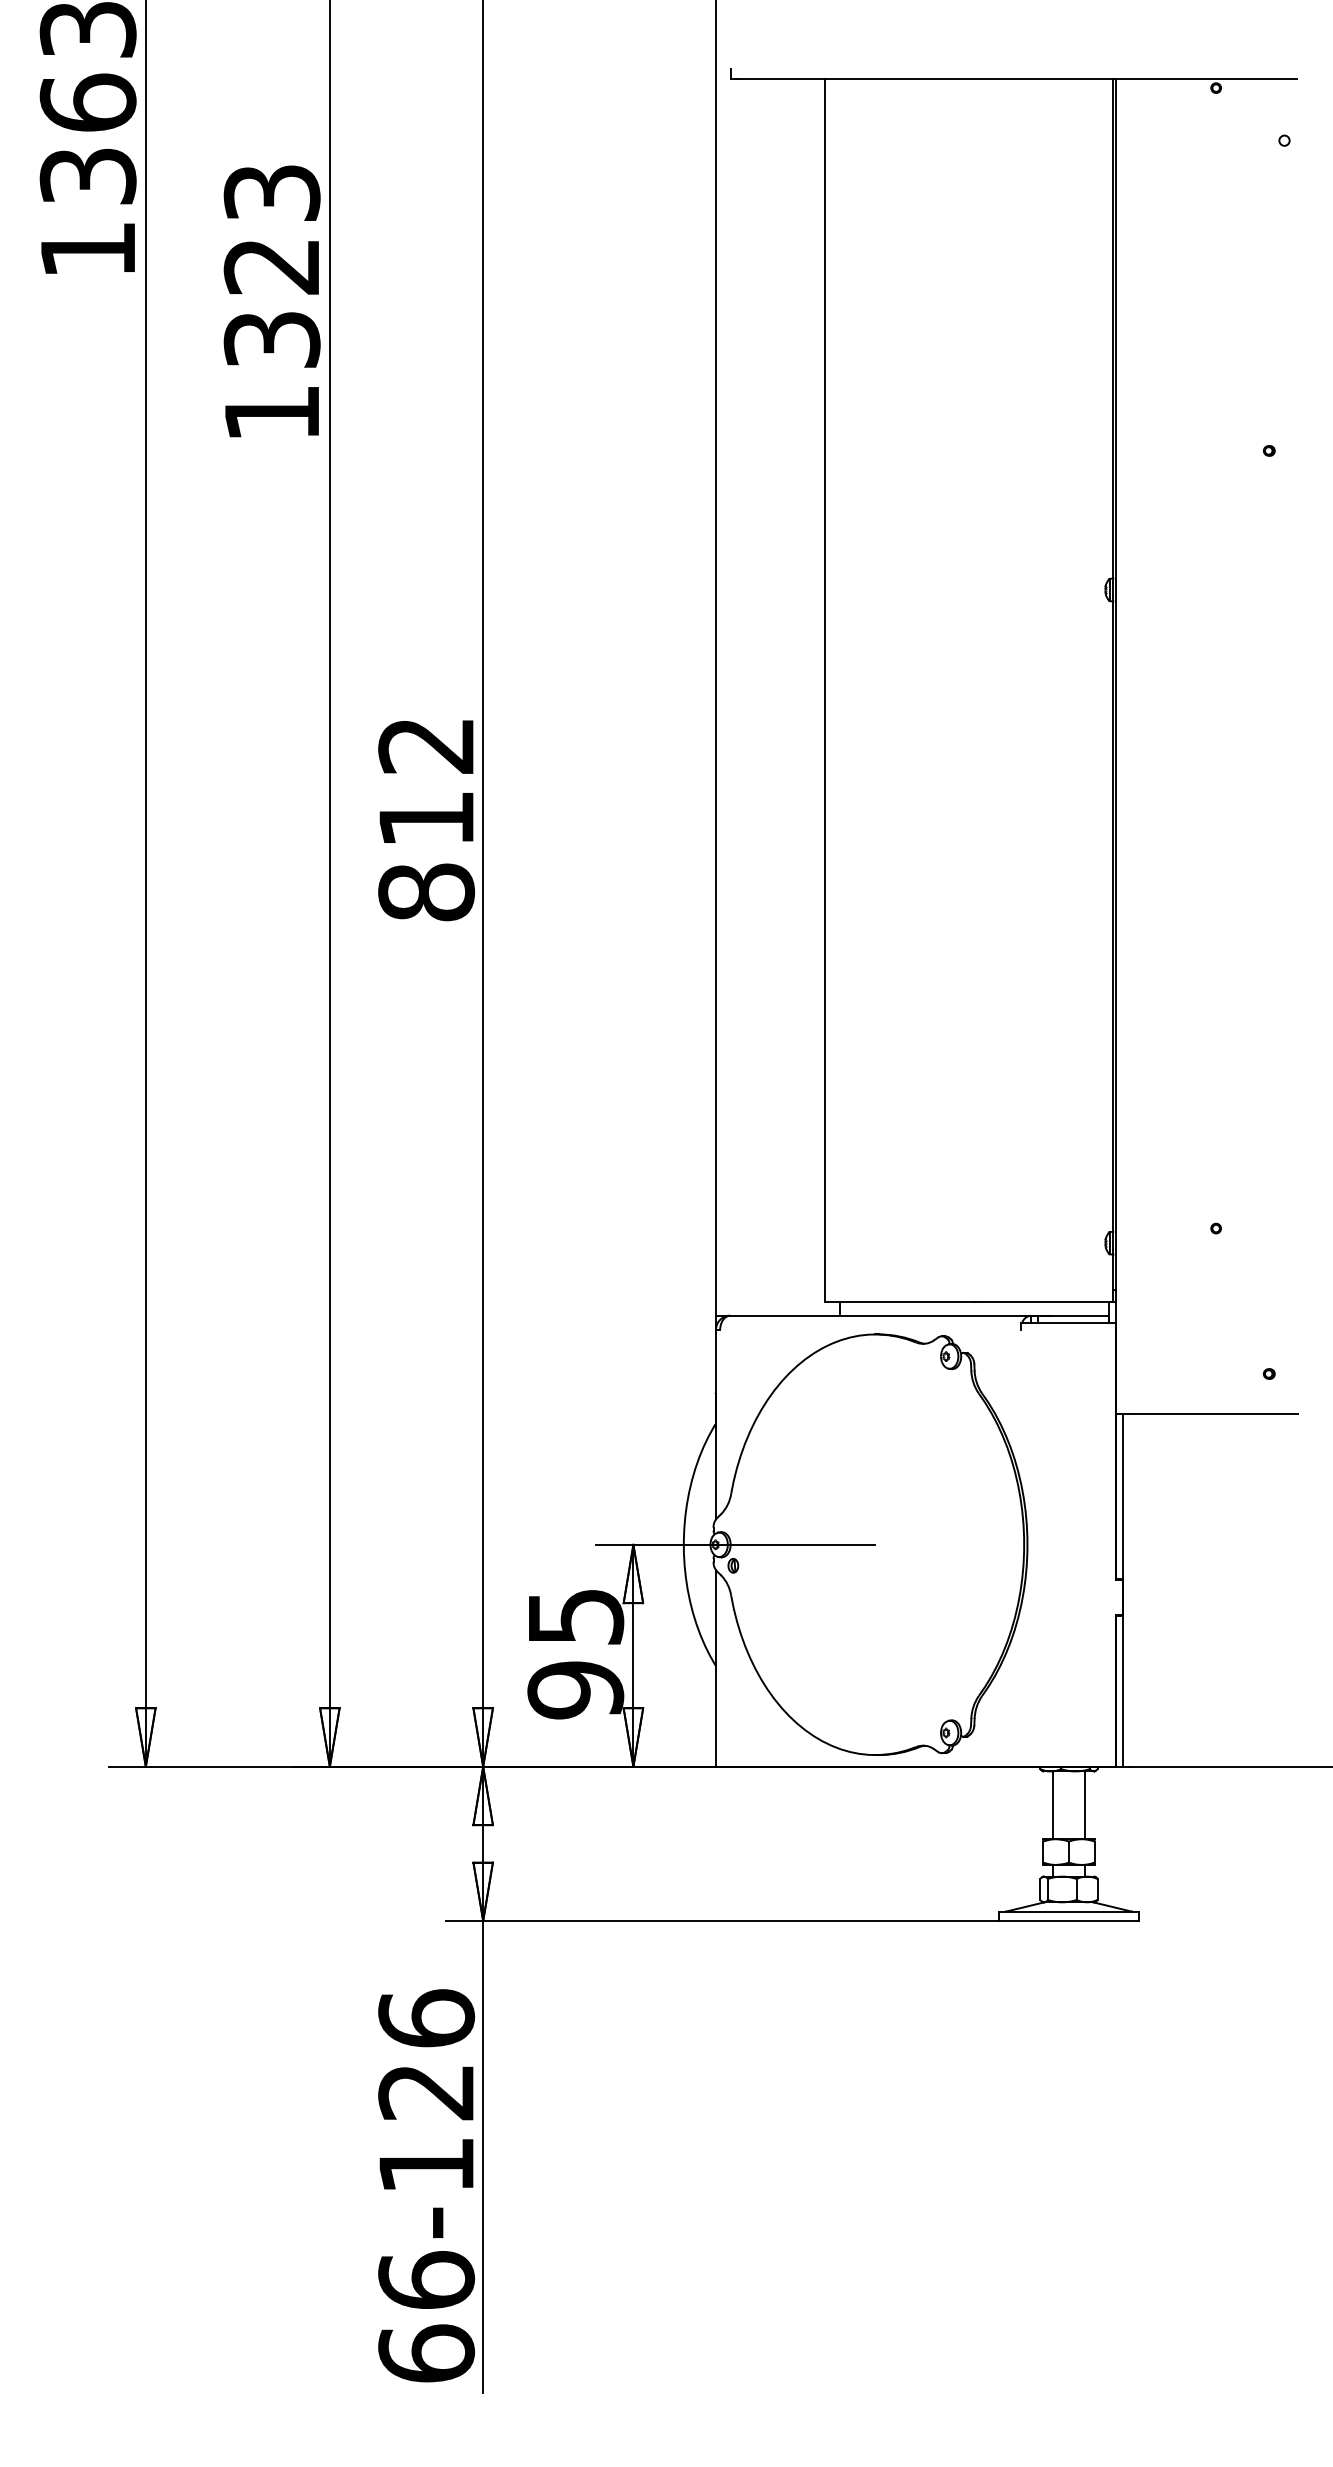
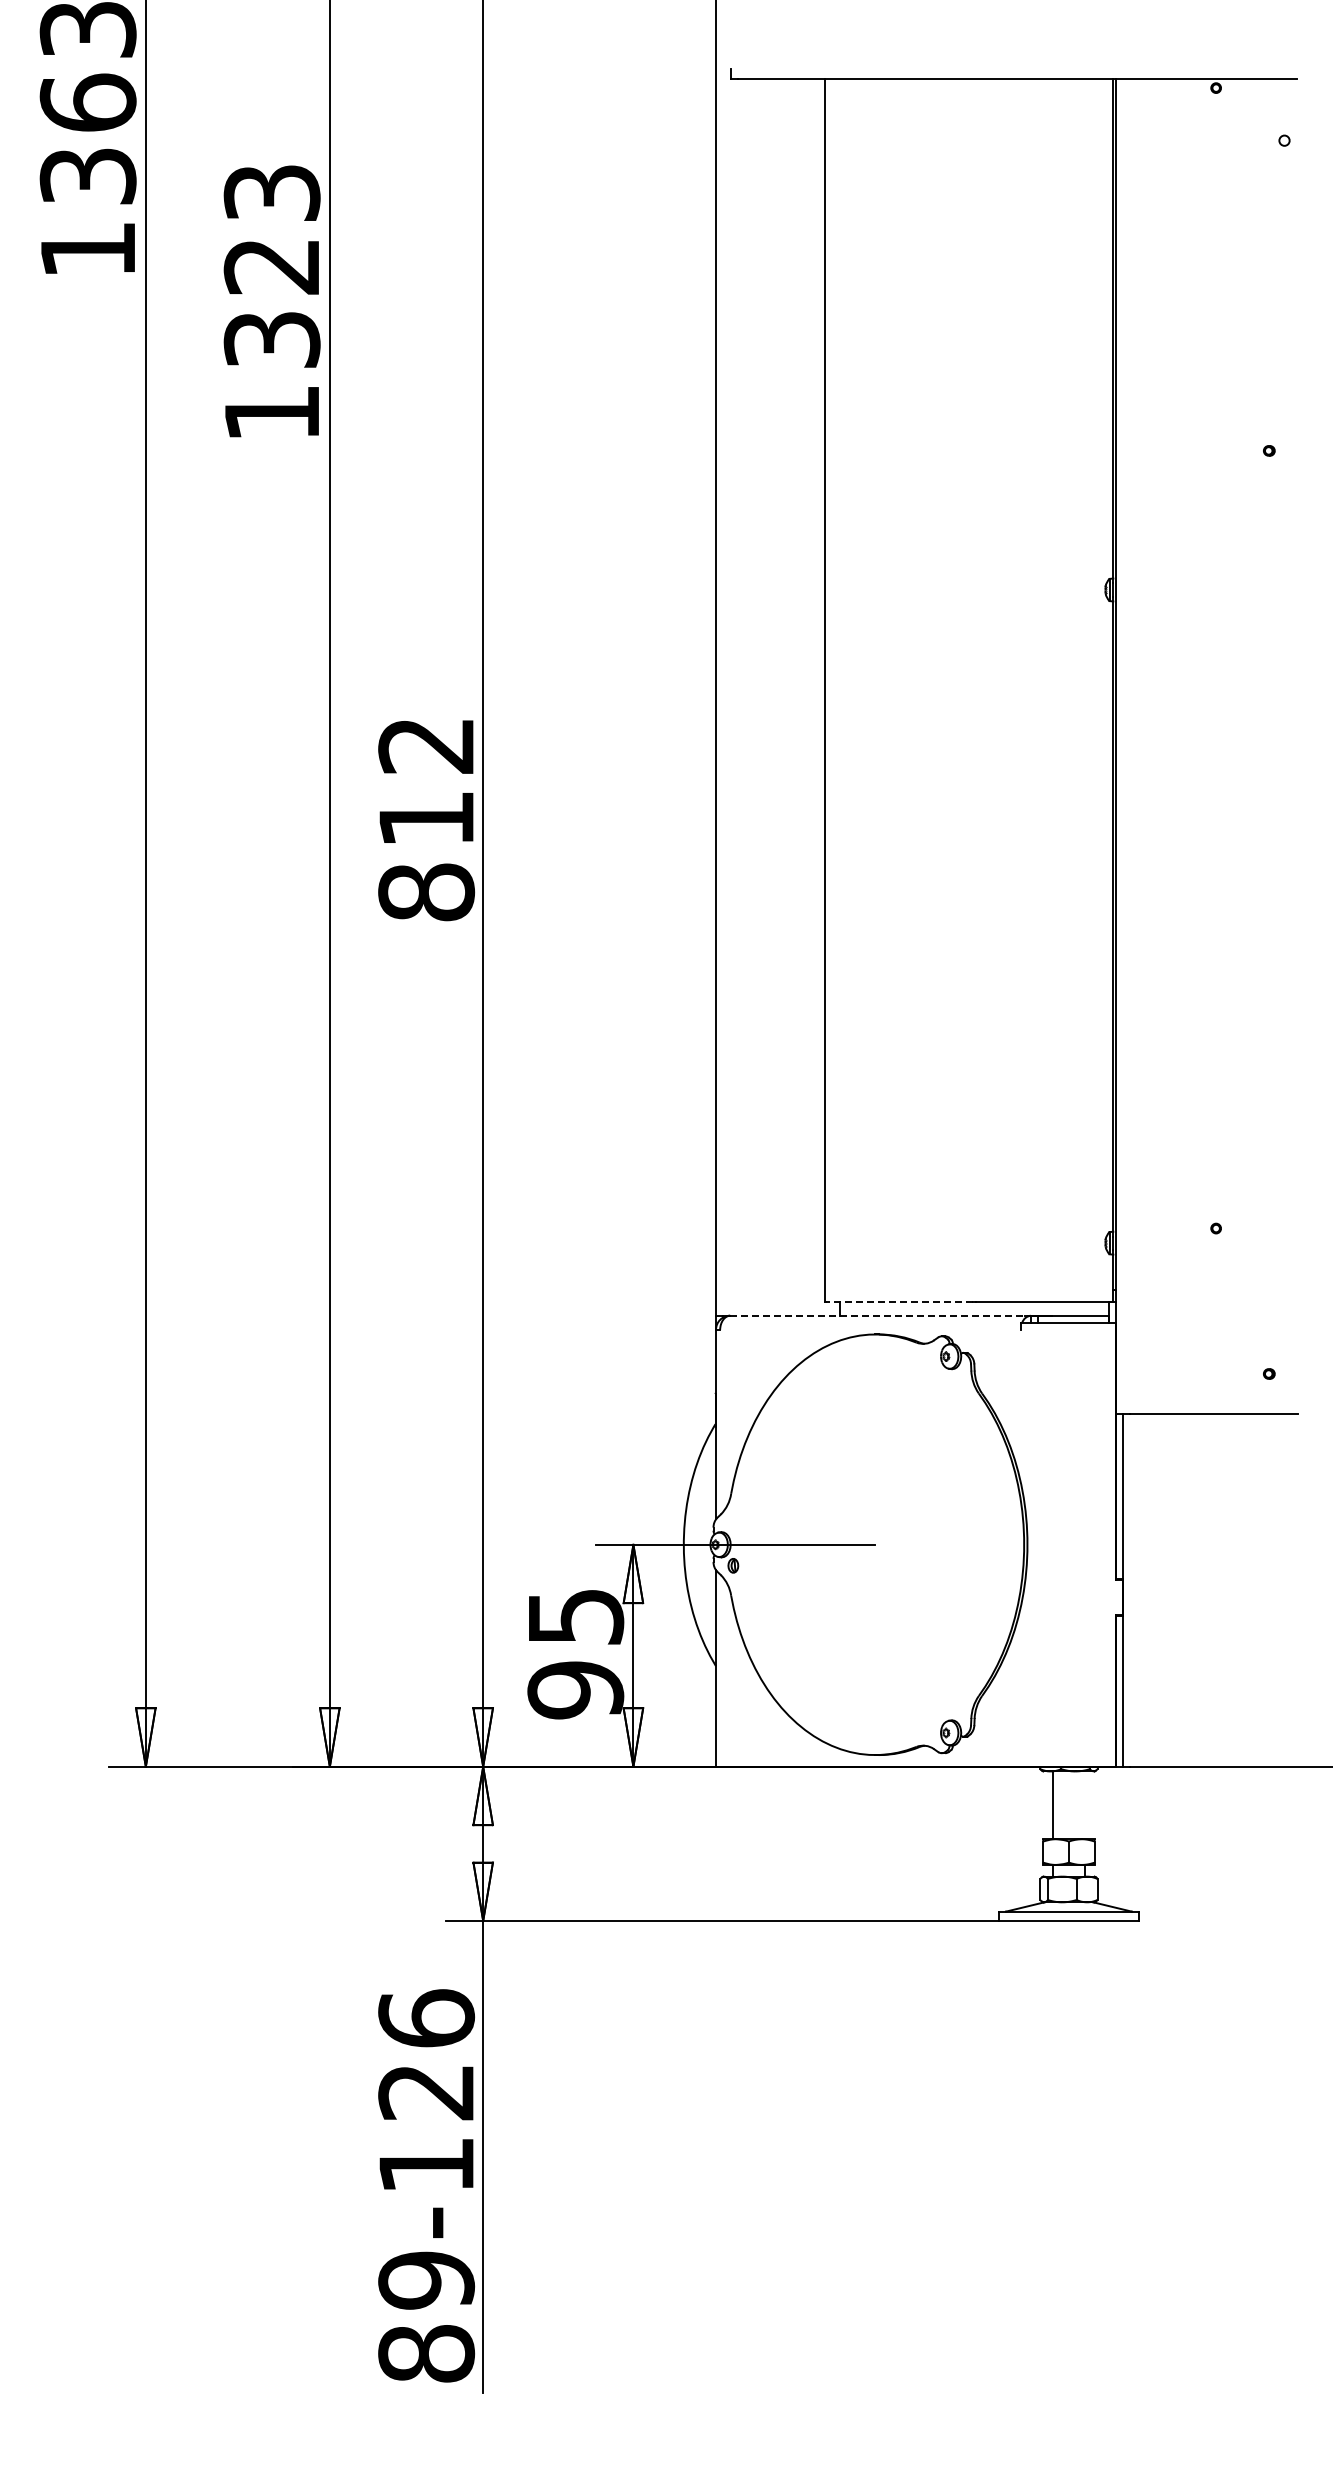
line: solid -> dashed (899, 1301)
line: solid -> dashed (881, 1315)
line: present -> none (1085, 1805)
text: 66-126 -> 89-126 (426, 2316)
